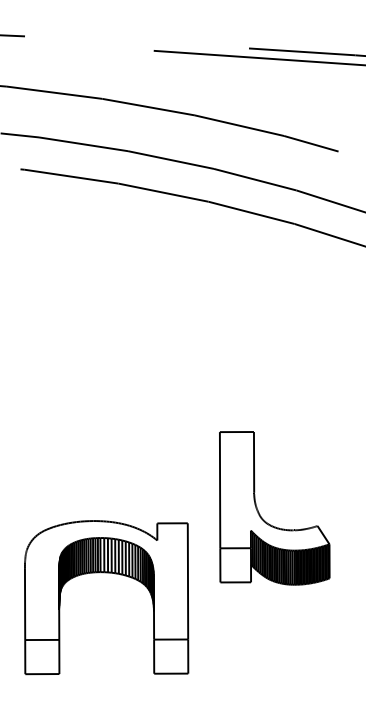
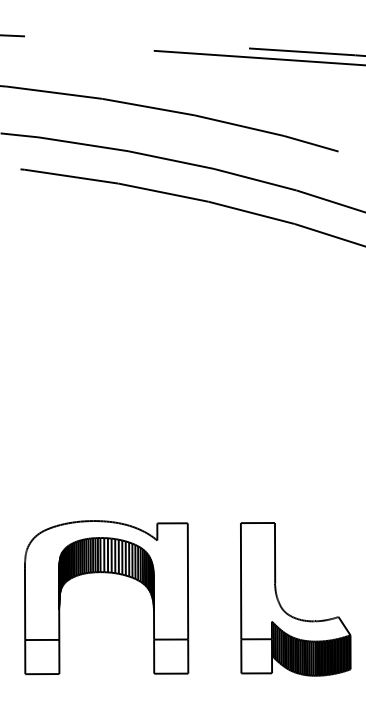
part position: (263, 518) -> (284, 609) (284, 609)
